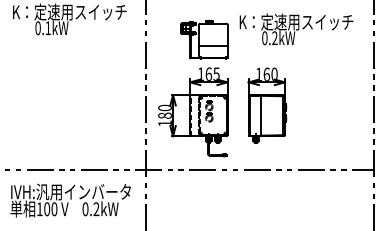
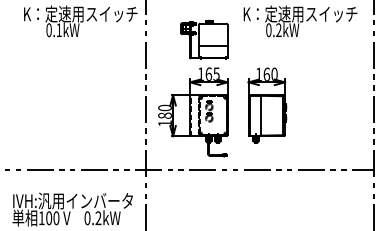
text position: (69, 19) -> (80, 21) (80, 21)
text position: (296, 29) -> (300, 21) (300, 21)
text position: (70, 200) -> (72, 209) (72, 209)
